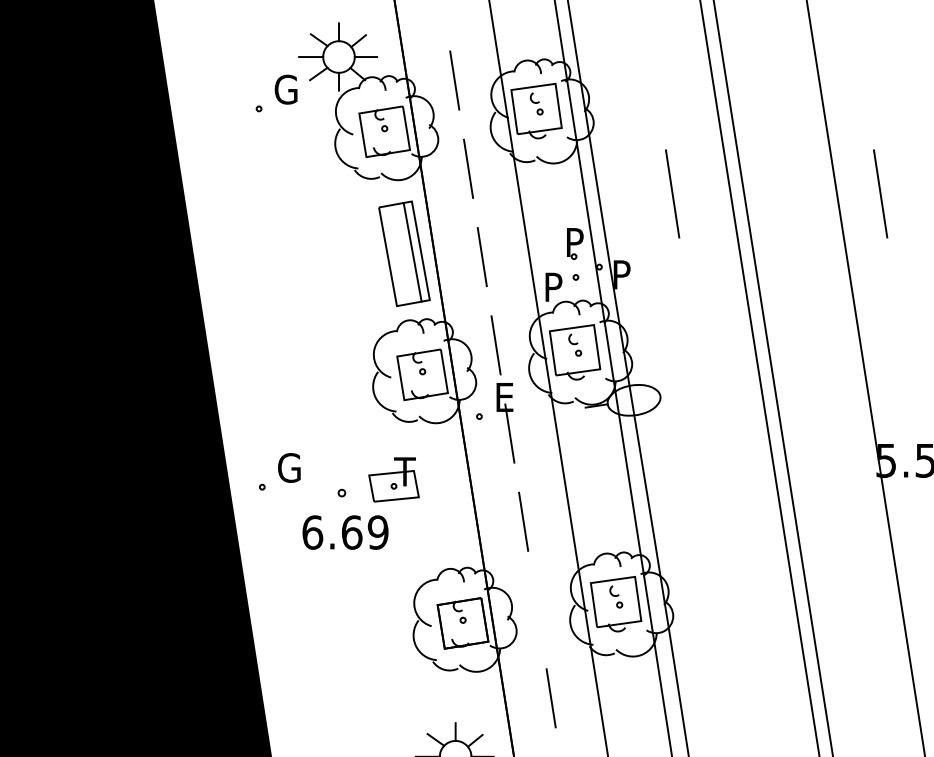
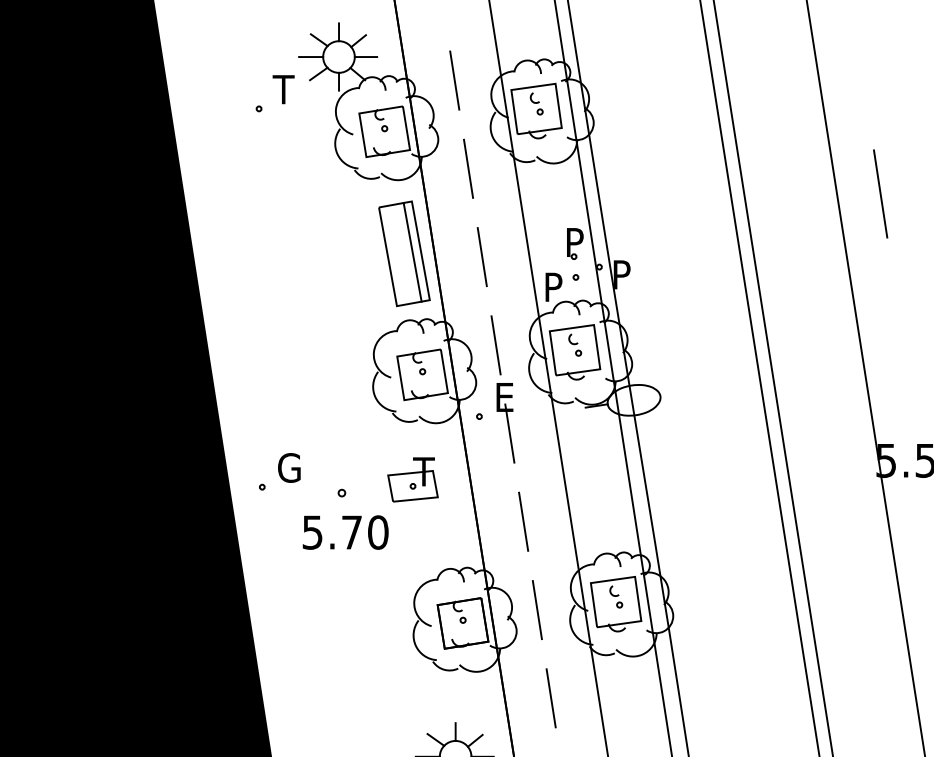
text: G -> T (284, 89)
line: present -> none (672, 193)
part position: (393, 479) -> (412, 479) (412, 479)
text: 6.69 -> 5.70 (345, 532)
line: none -> present (536, 609)
